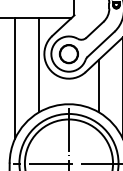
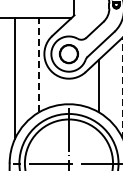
line: solid -> dashed (38, 65)
line: solid -> dashed (122, 88)
